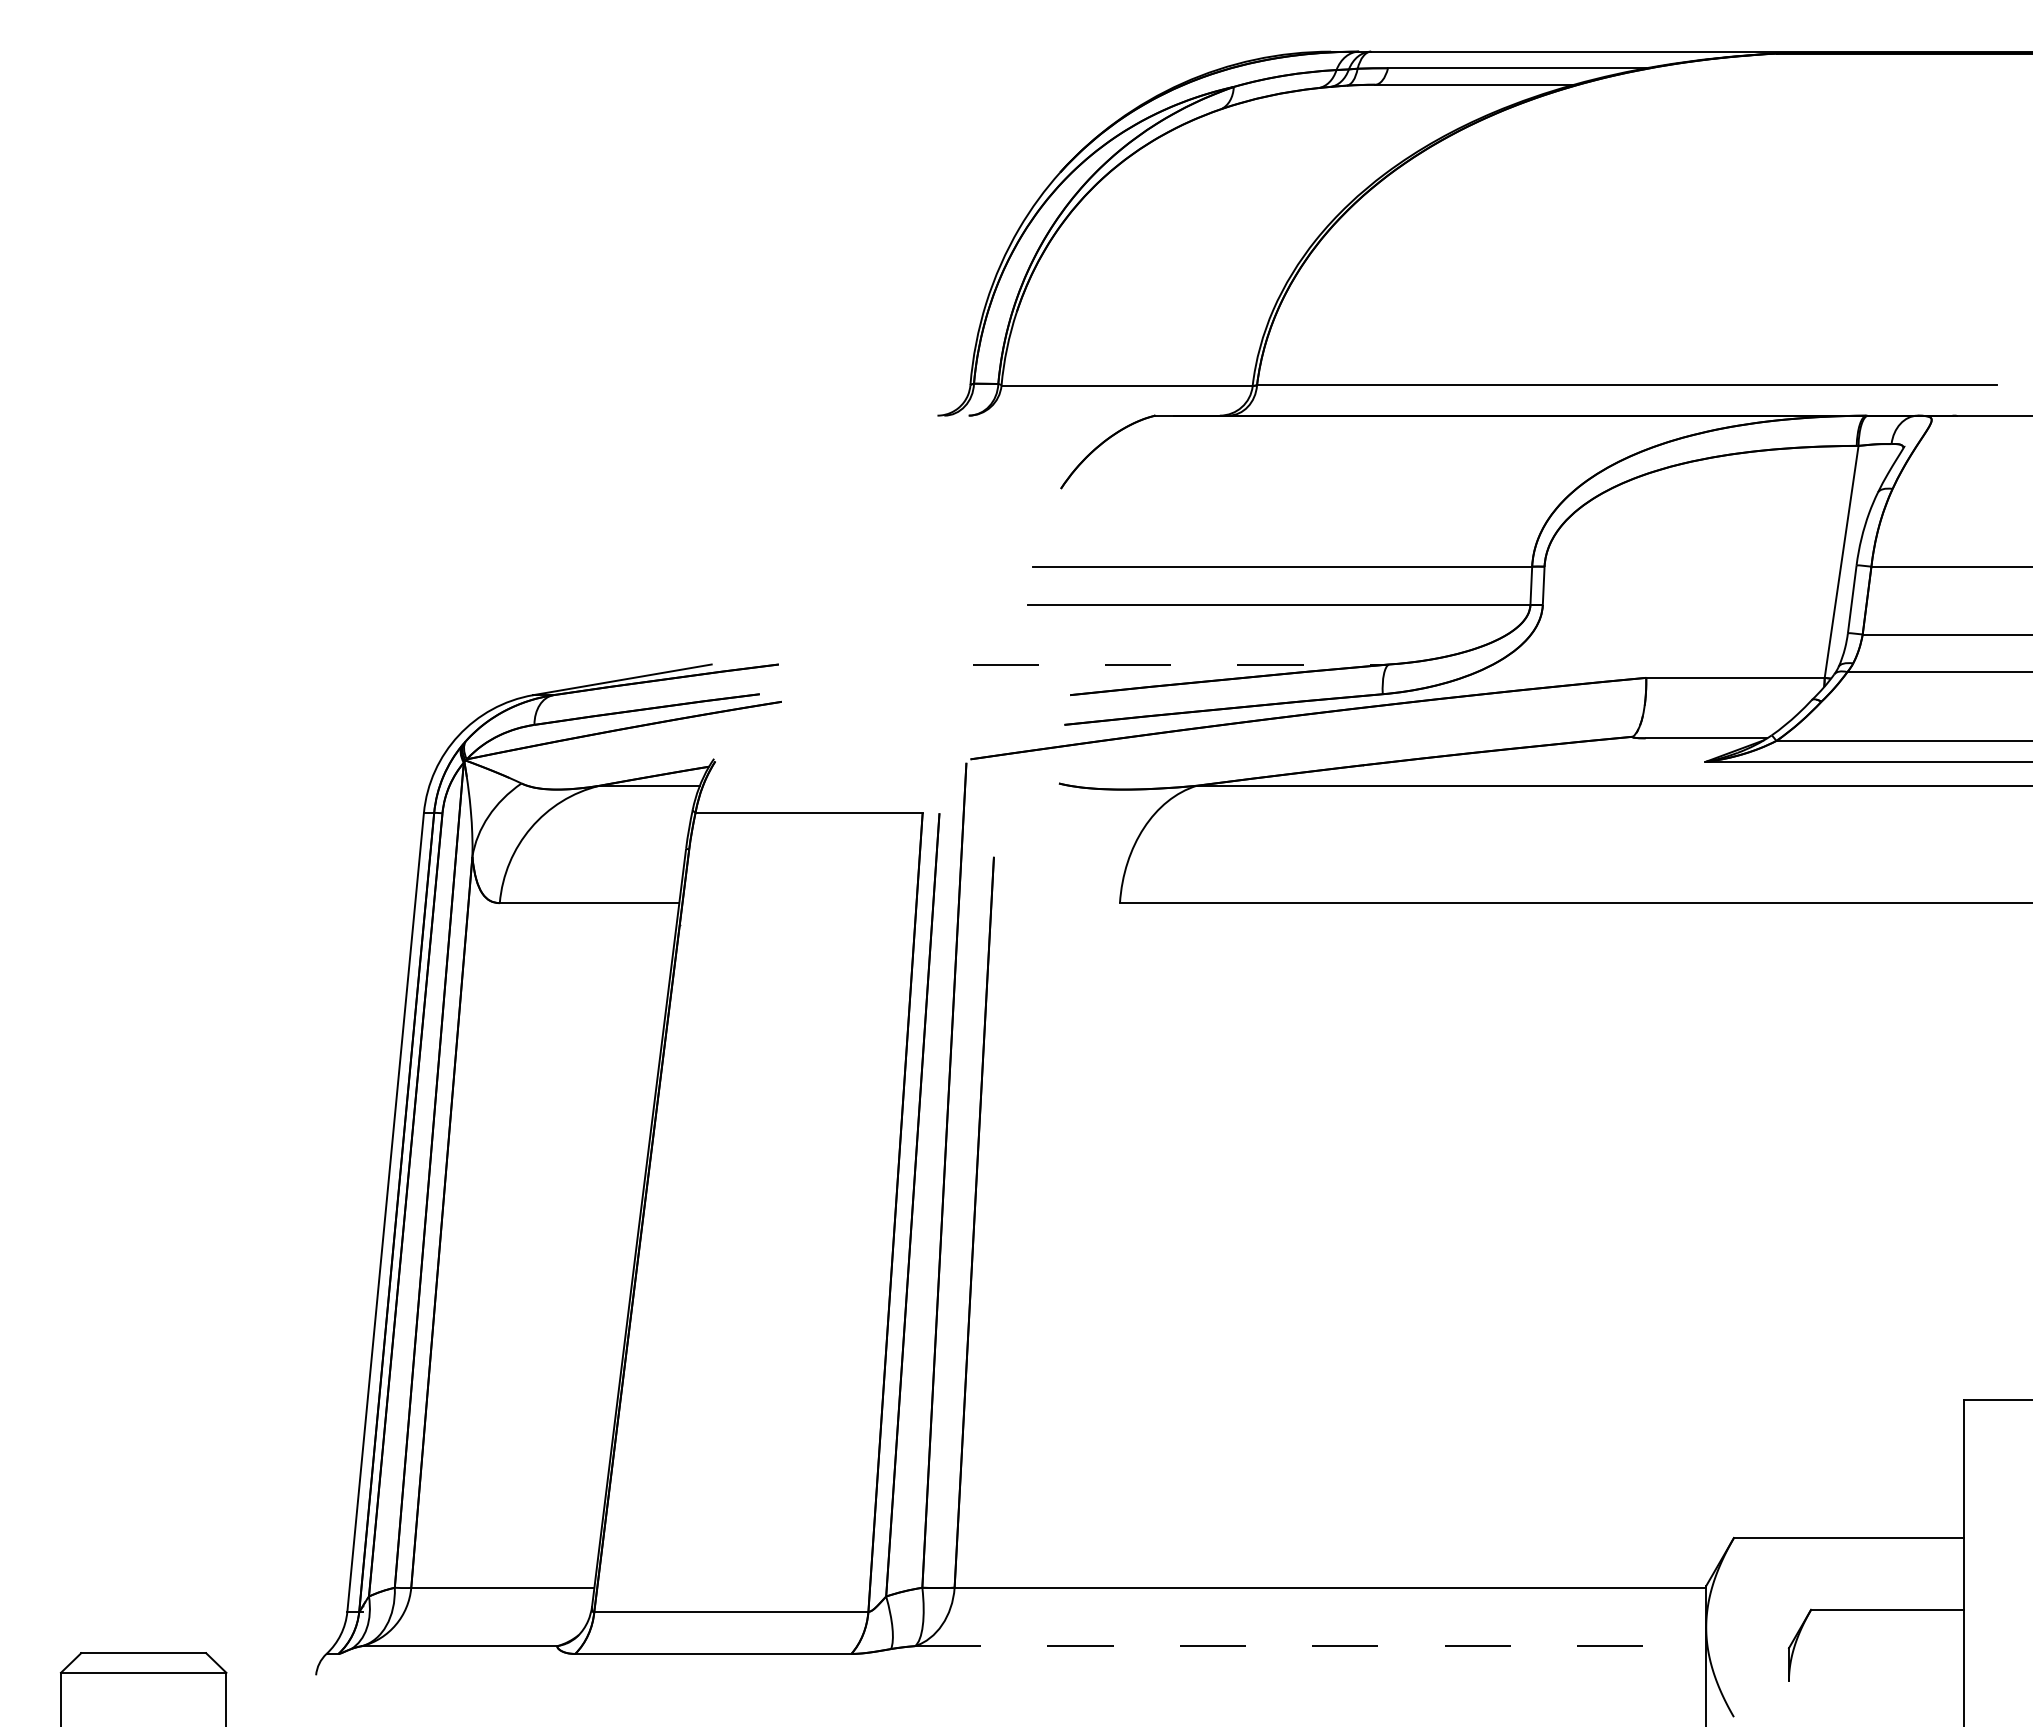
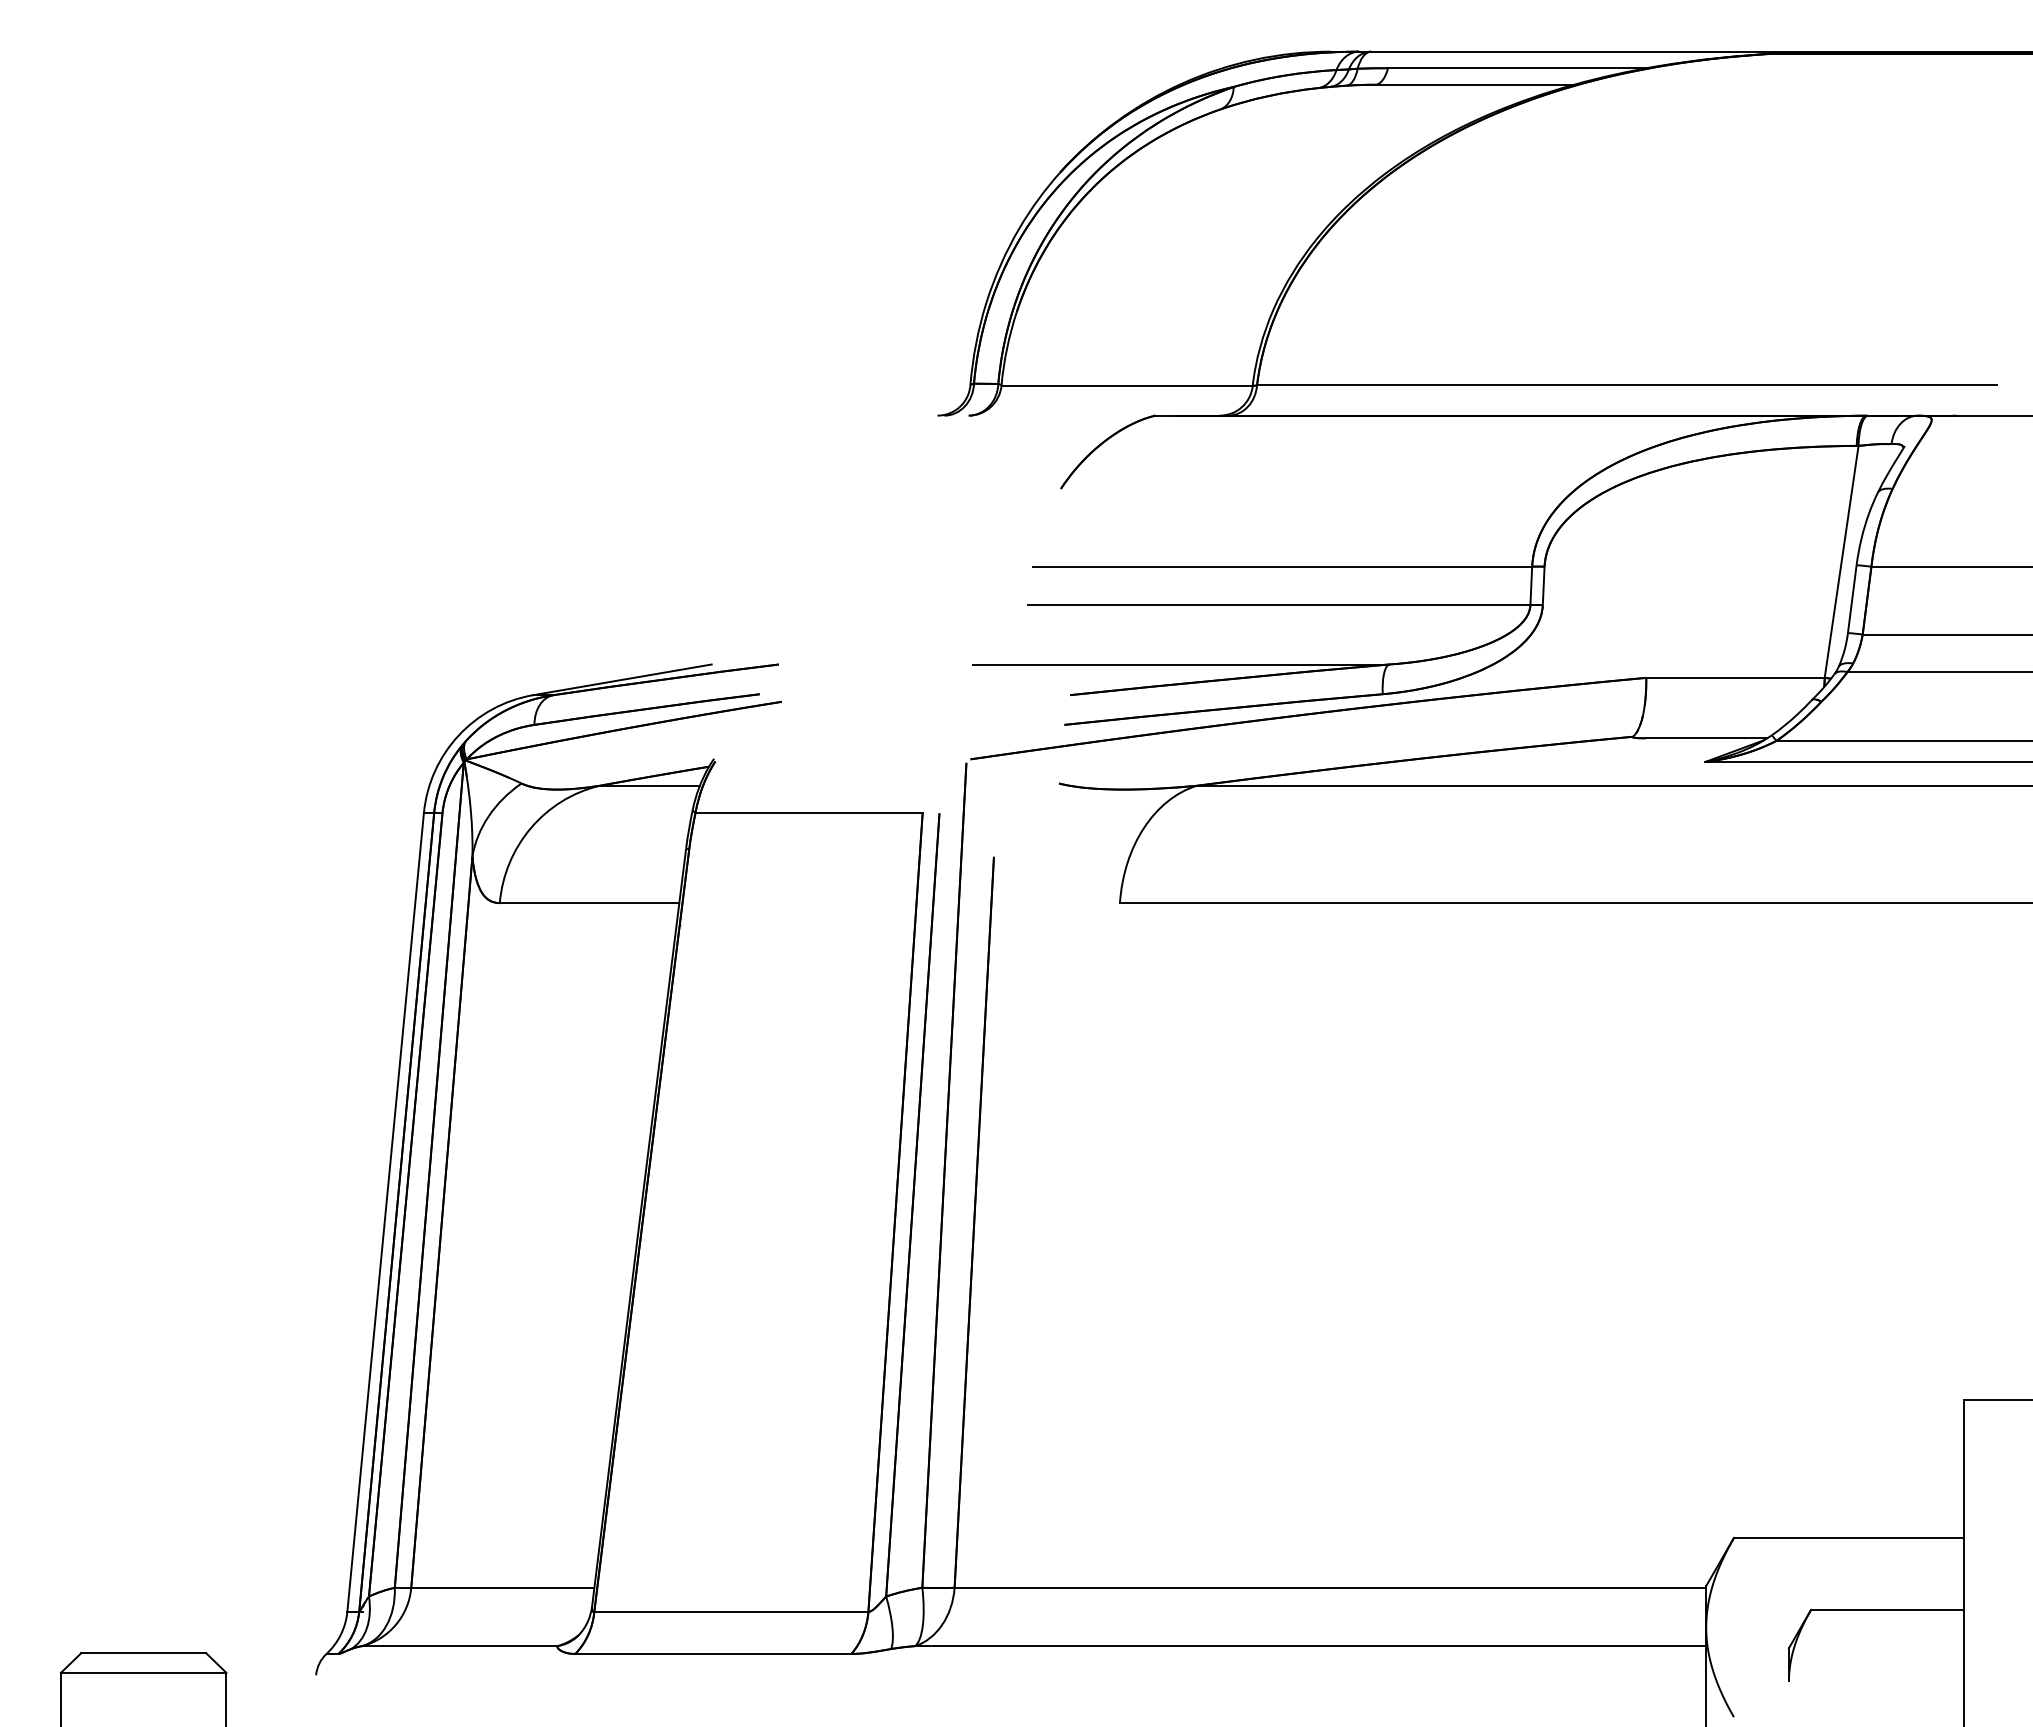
line: dashed -> solid (1181, 664)
line: dashed -> solid (1310, 1646)
